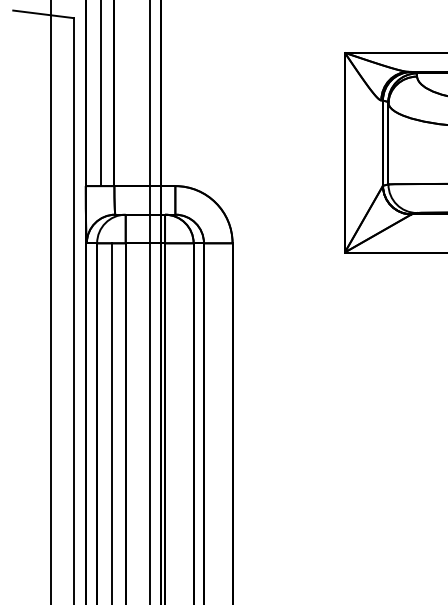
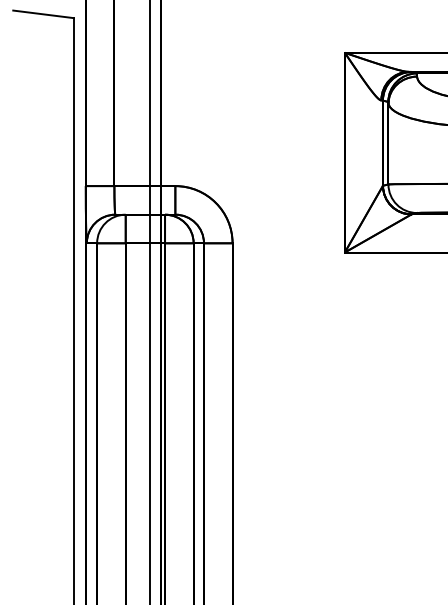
line: present -> none (101, 94)
line: present -> none (50, 301)
line: present -> none (112, 422)
